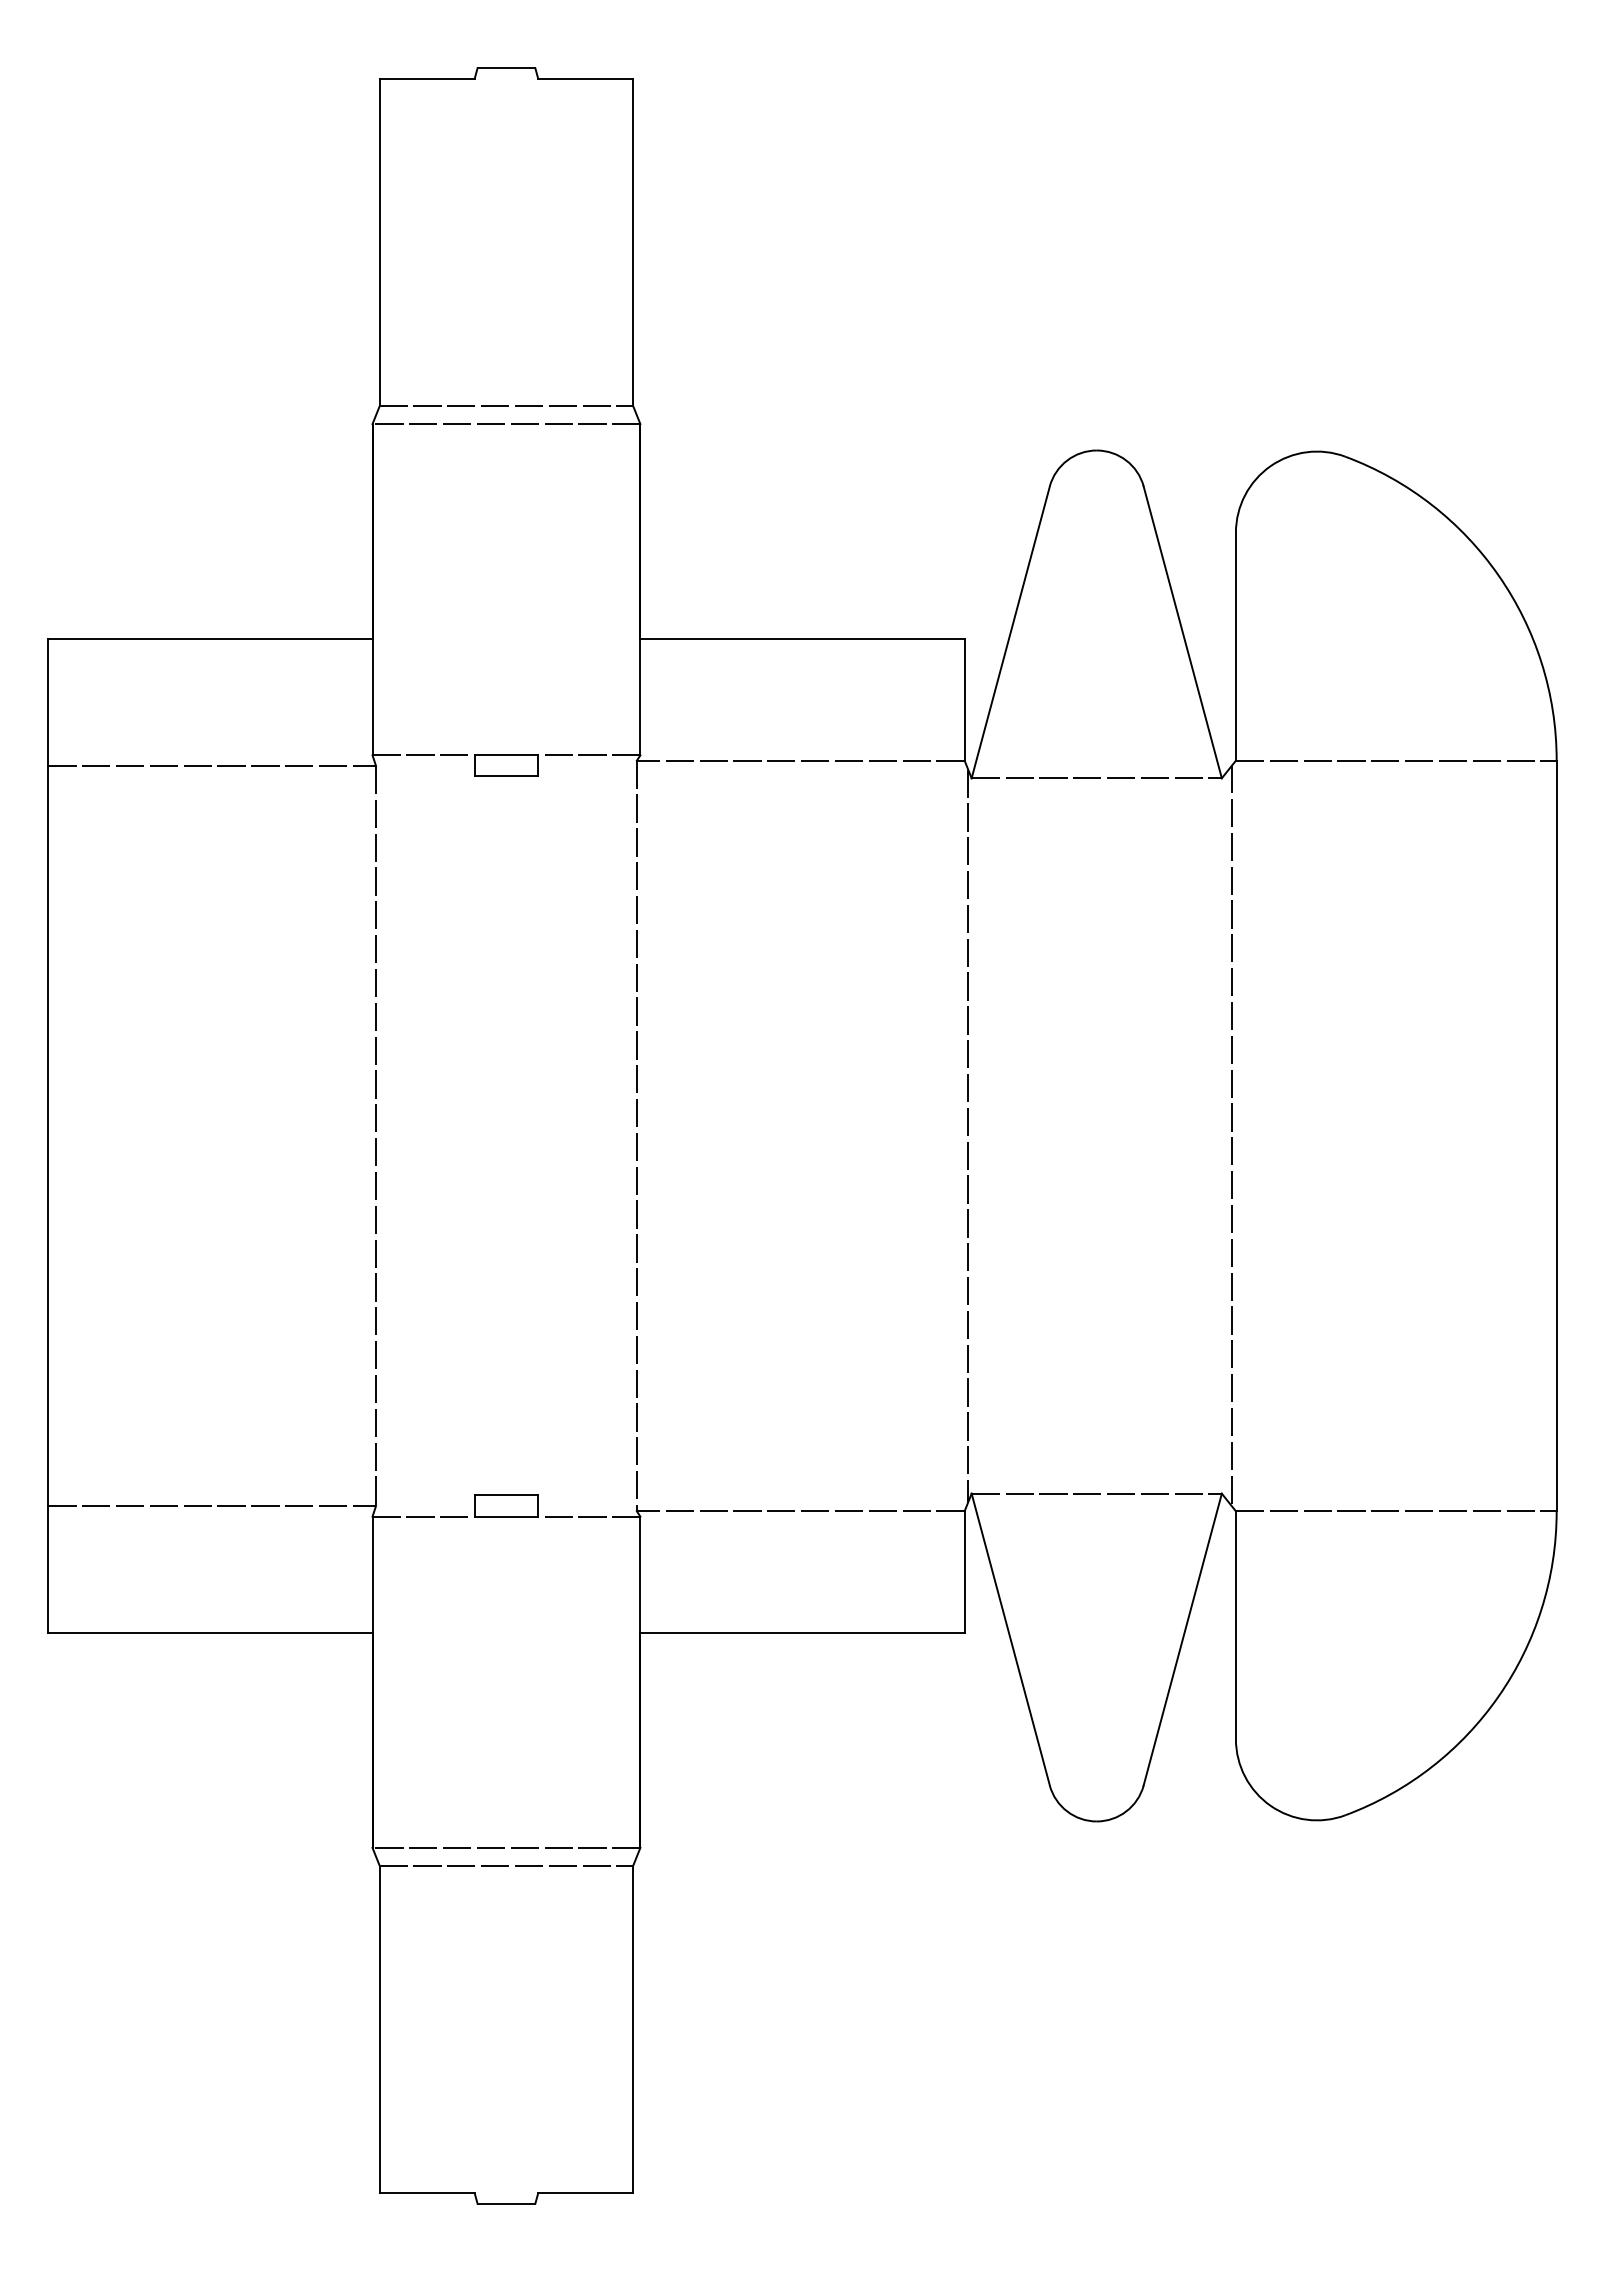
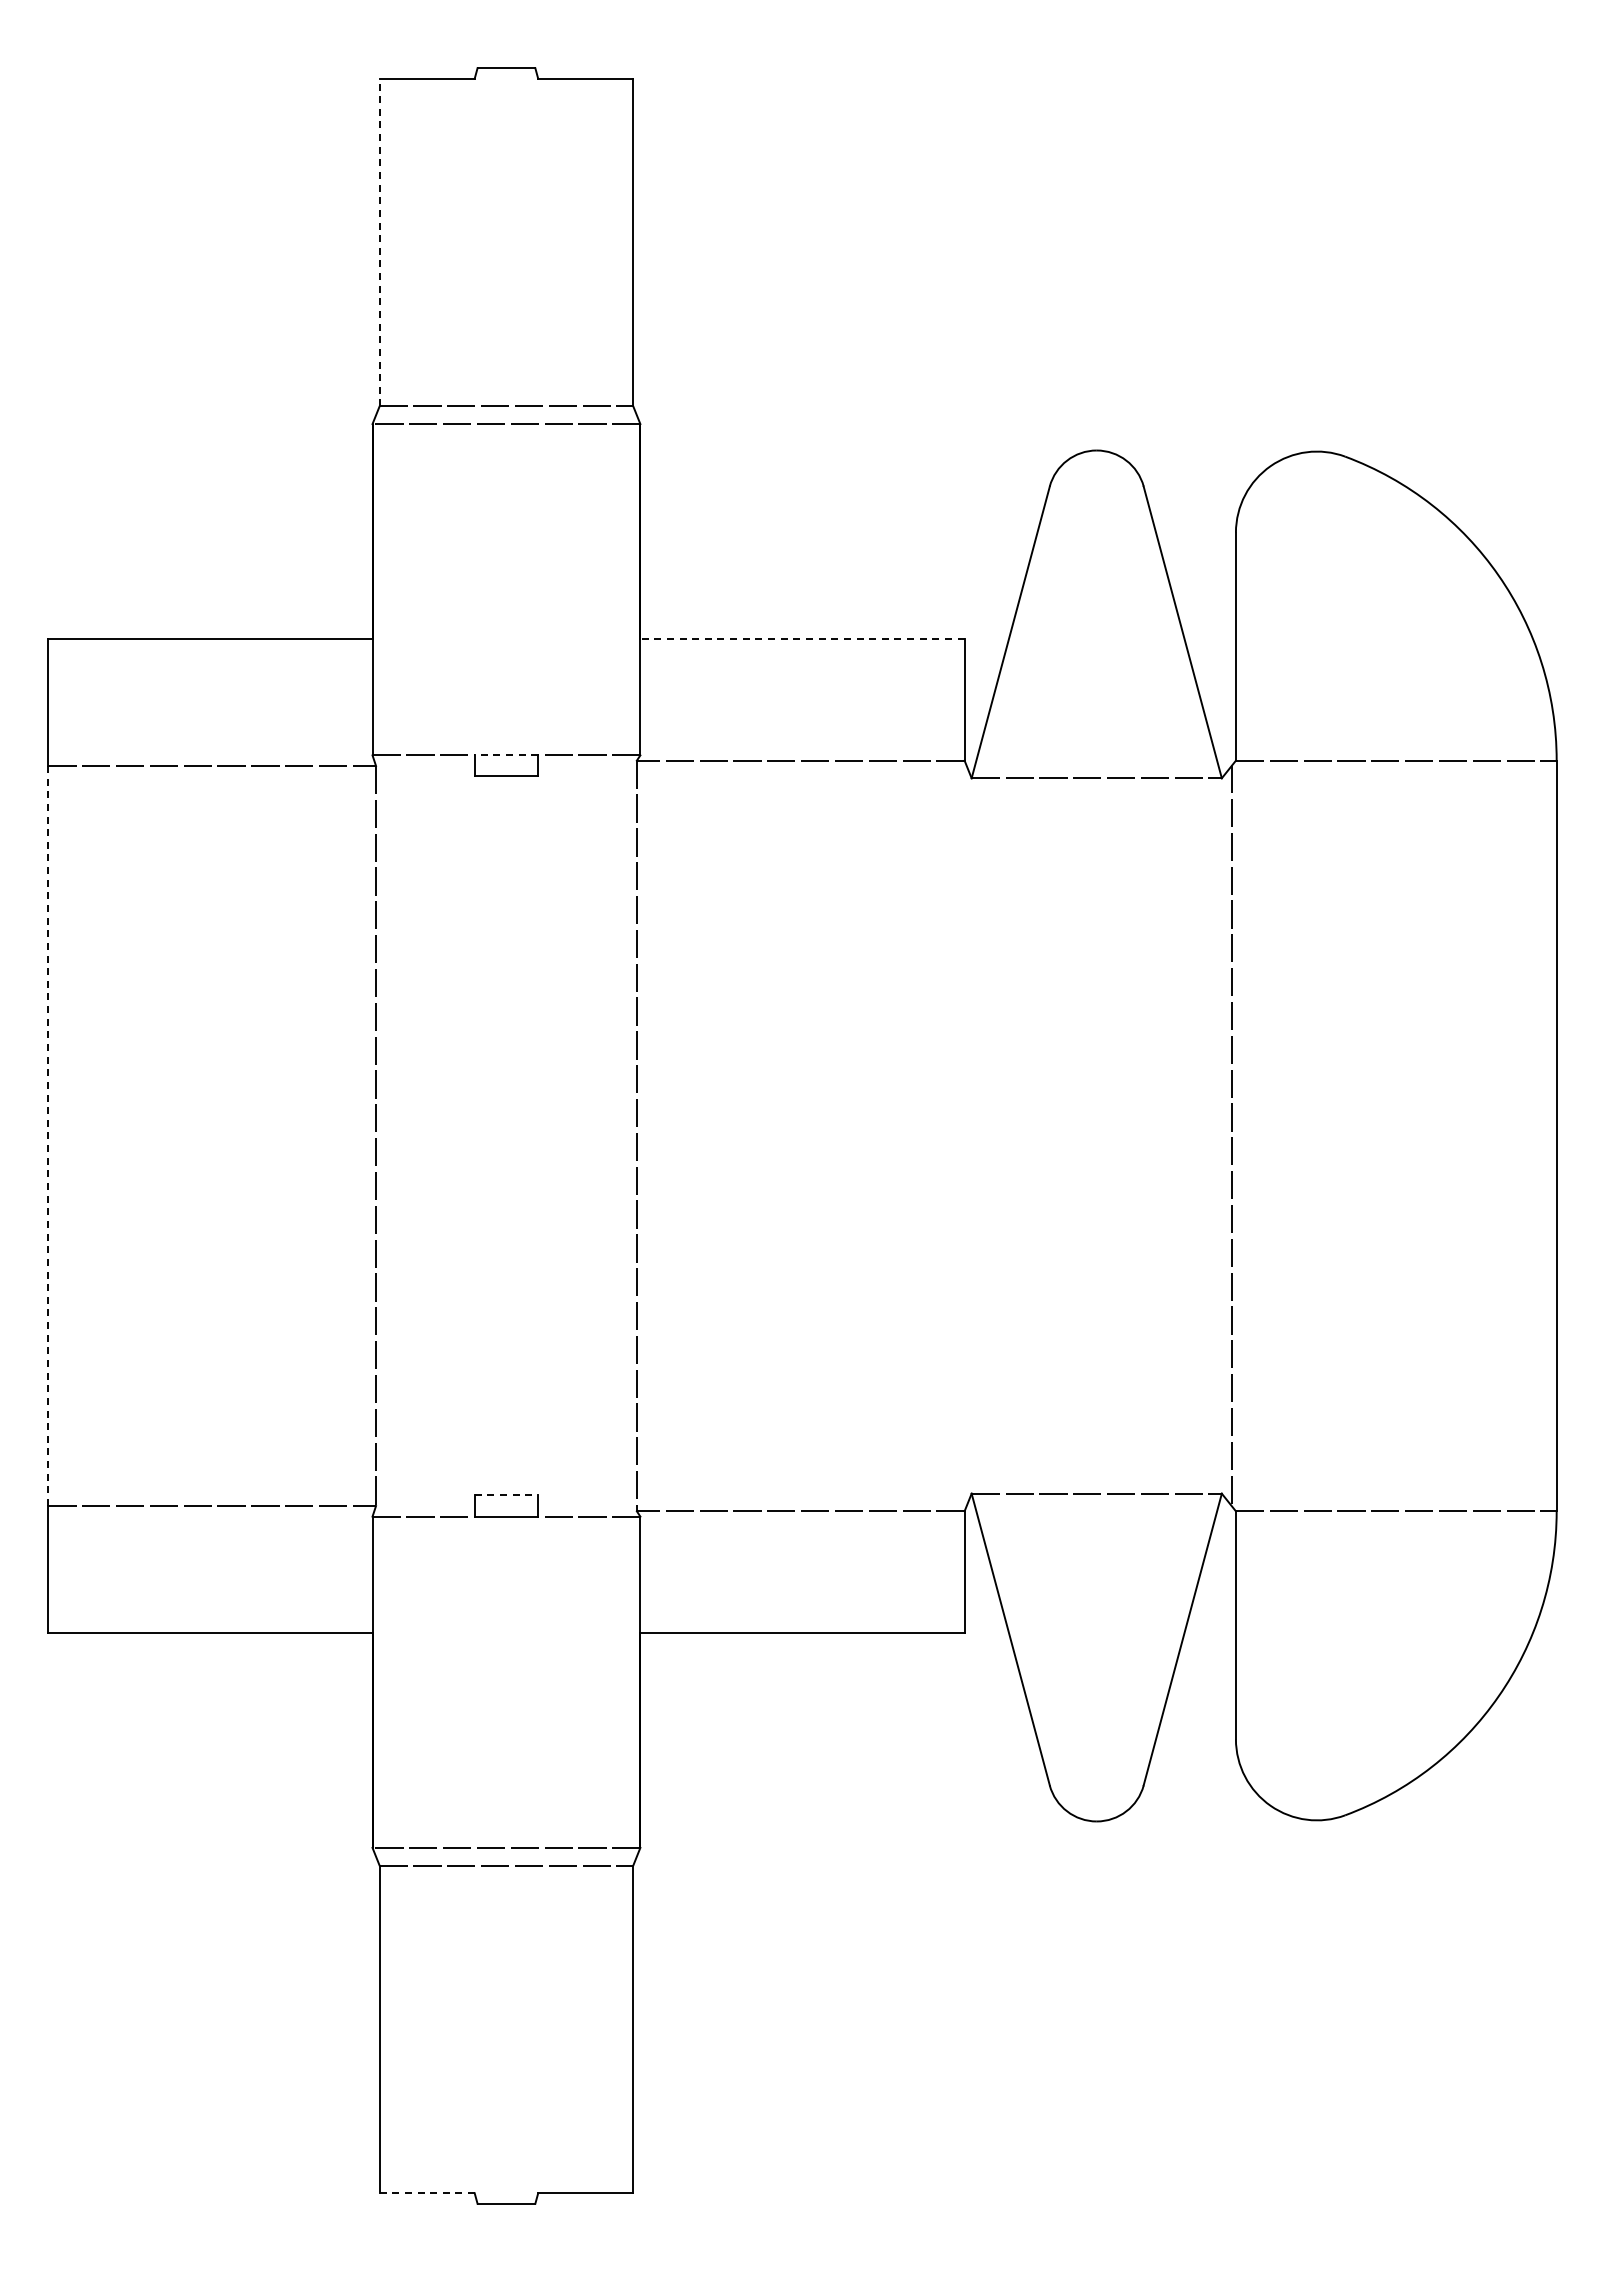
line: solid -> dashed (379, 242)
line: solid -> dashed (802, 639)
line: solid -> dashed (506, 755)
line: present -> none (968, 1135)
line: solid -> dashed (48, 1136)
line: solid -> dashed (506, 1495)
line: solid -> dashed (427, 2193)
